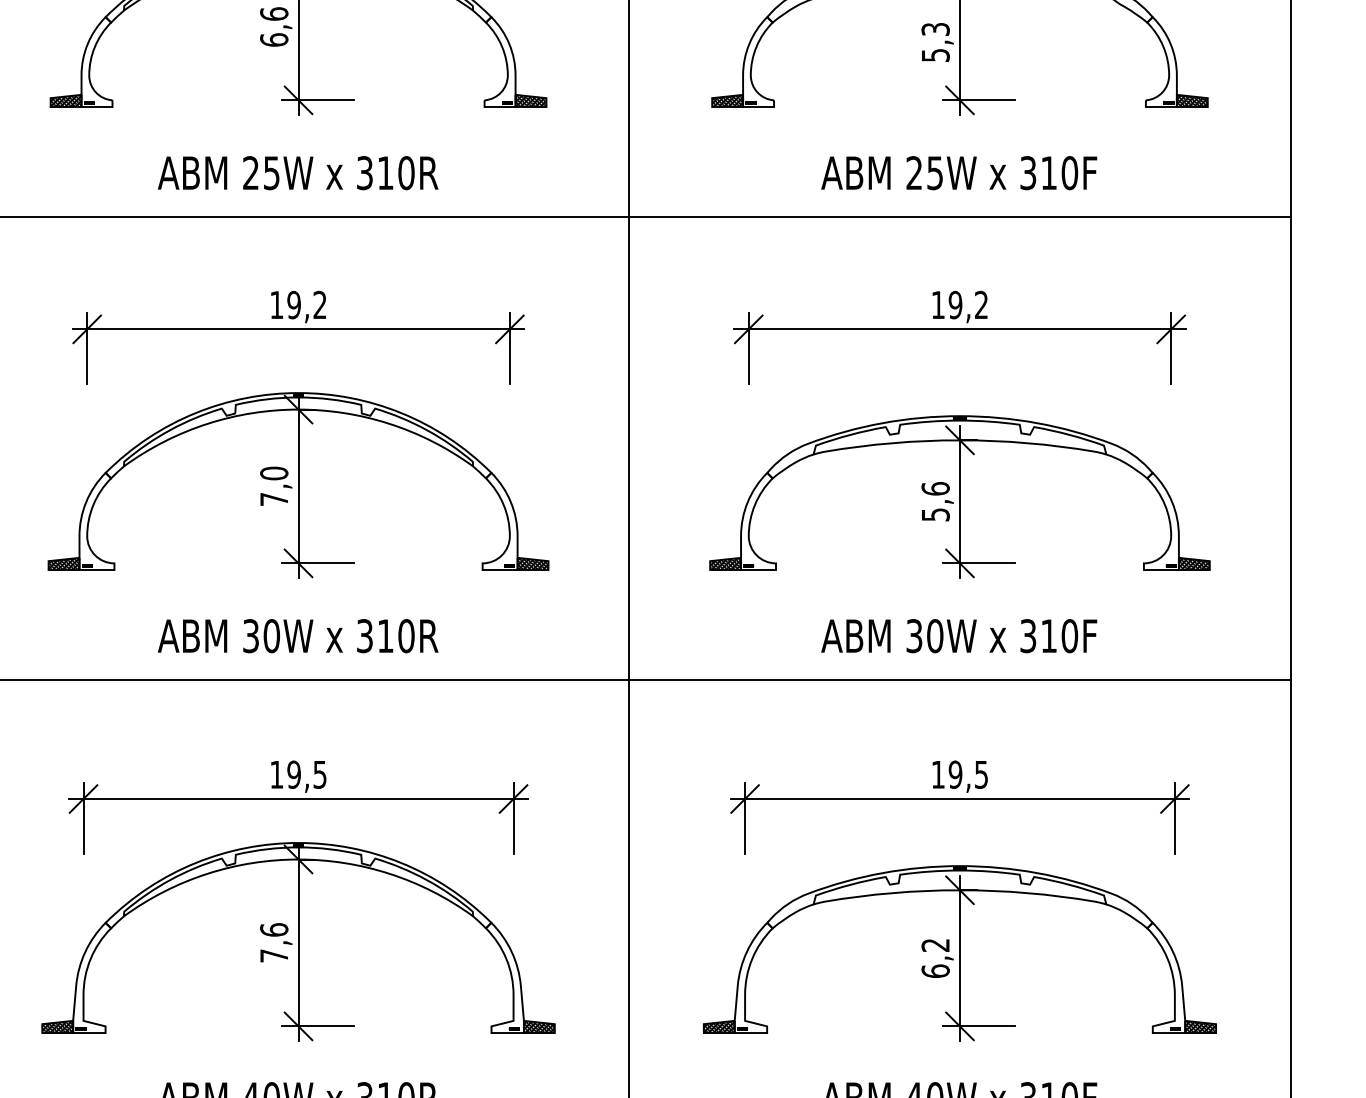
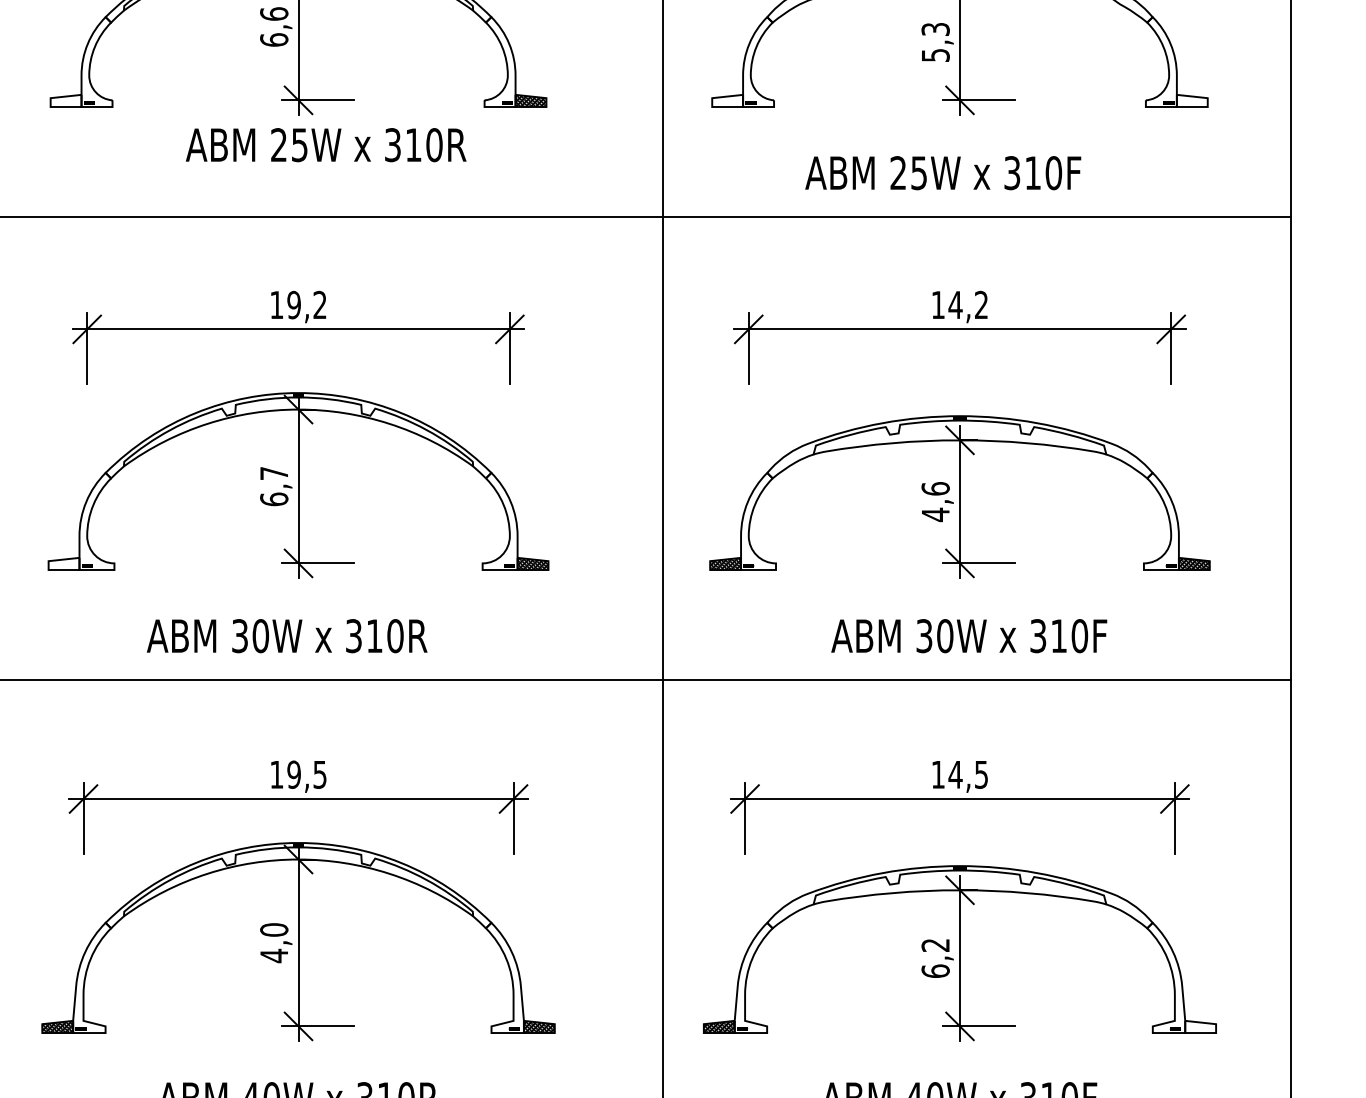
hatch: present -> none (65, 101)
hatch: present -> none (727, 101)
hatch: present -> none (1191, 101)
text position: (298, 173) -> (326, 145) (326, 145)
text position: (959, 173) -> (943, 173) (943, 173)
text: 19,2 -> 14,2 (955, 304)
text: 7,0 -> 6,7 (274, 486)
text: 5,6 -> 4,6 (935, 514)
line position: (629, 548) -> (663, 548) (663, 548)
hatch: present -> none (63, 564)
text position: (298, 636) -> (287, 636) (287, 636)
text position: (959, 636) -> (969, 636) (969, 636)
text: 19,5 -> 14,5 (955, 774)
text: 7,6 -> 4,0 (274, 943)
hatch: present -> none (1200, 1026)
